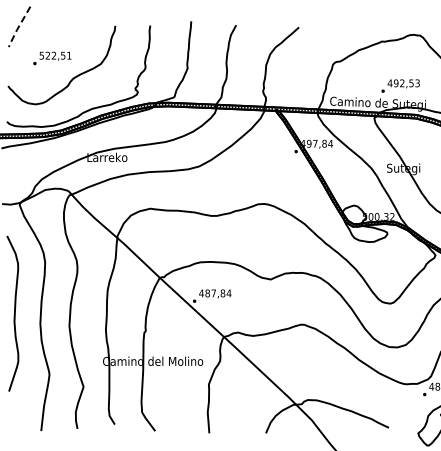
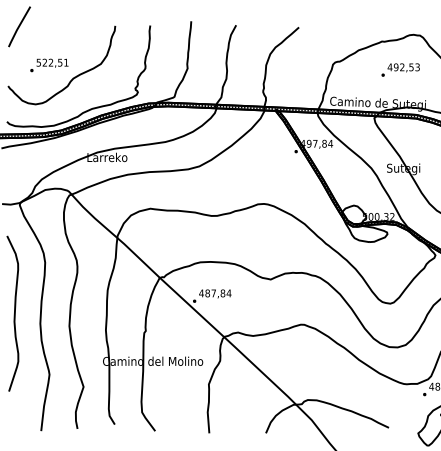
line: dashed -> solid (18, 27)
text position: (52, 58) -> (49, 65) (49, 65)
text position: (400, 85) -> (400, 69) (400, 69)
